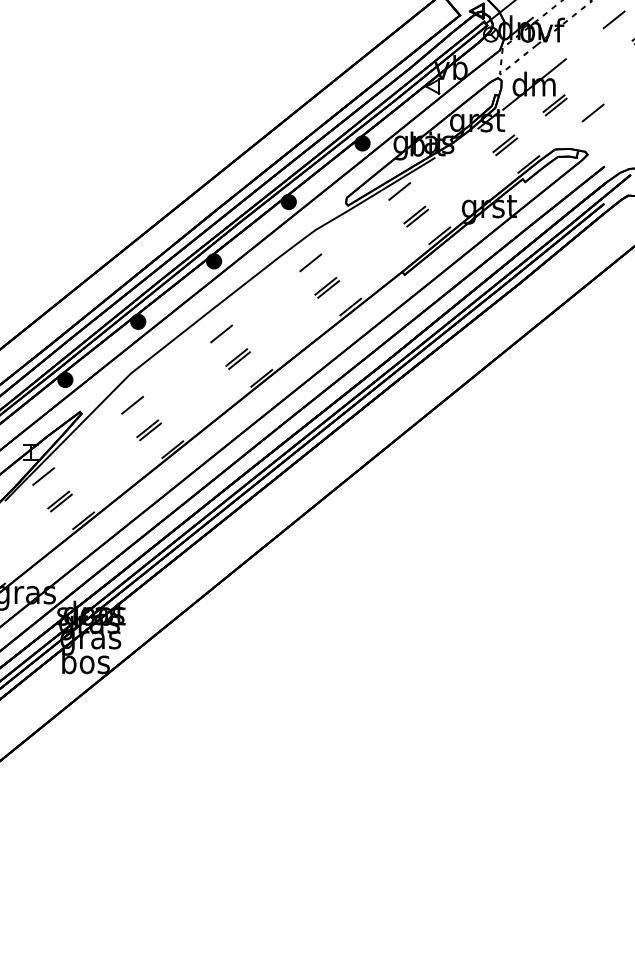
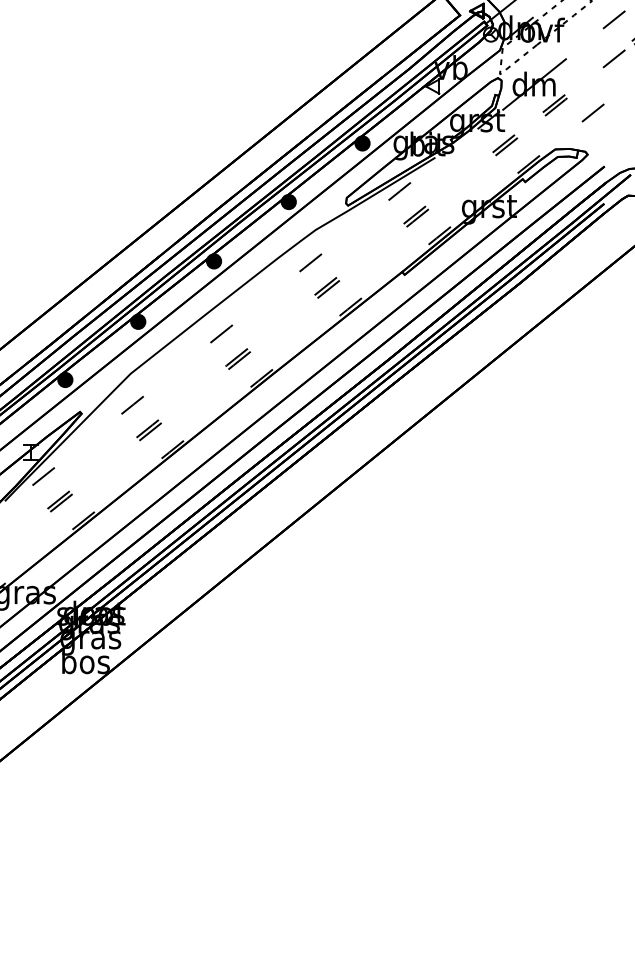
line: none -> present (613, 58)
